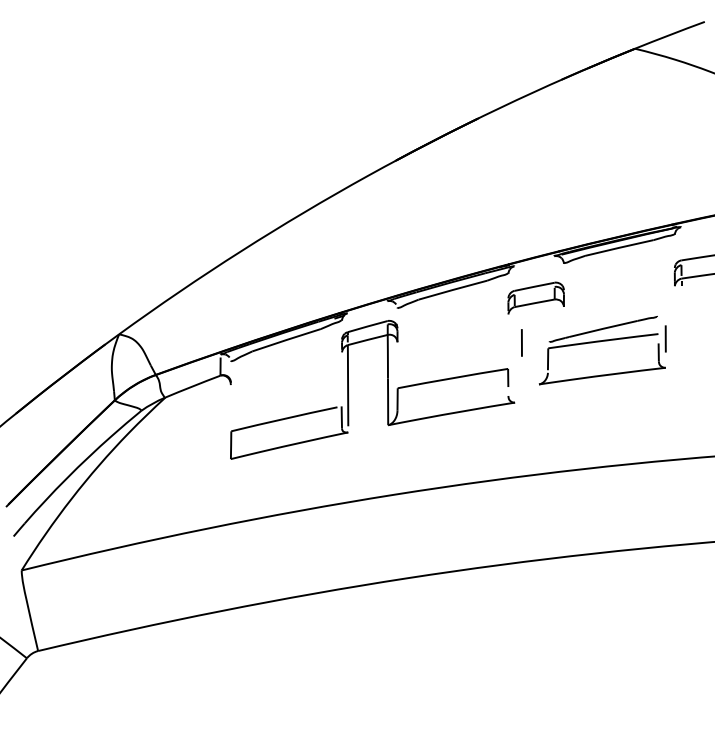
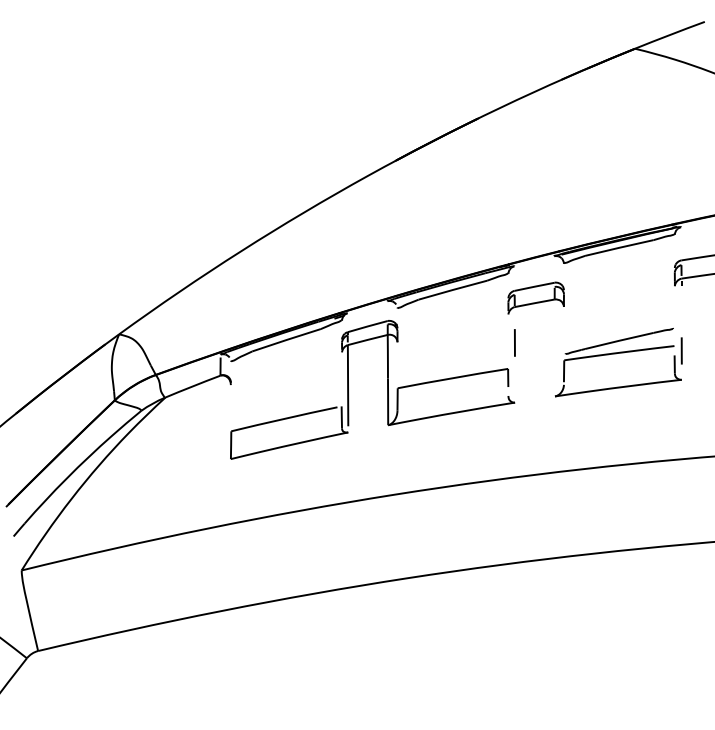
line position: (521, 342) -> (514, 342) (514, 342)
part position: (600, 342) -> (616, 354) (616, 354)
